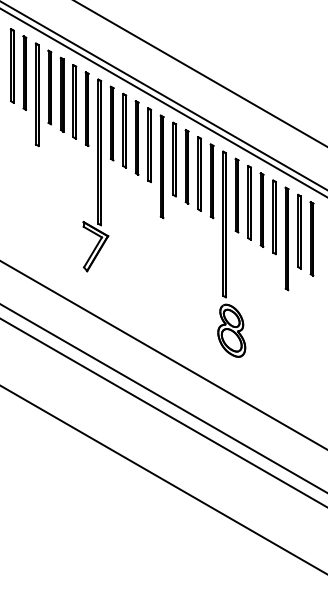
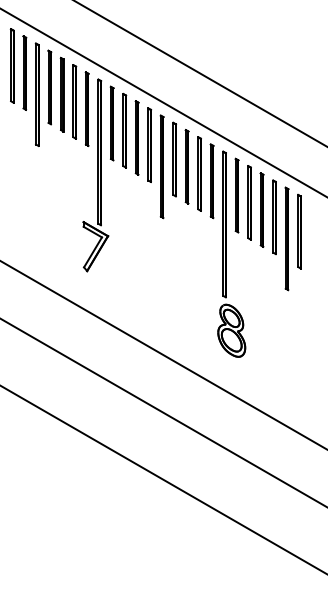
line: present -> none (163, 95)
part: present -> none (311, 238)
line: present -> none (163, 398)
